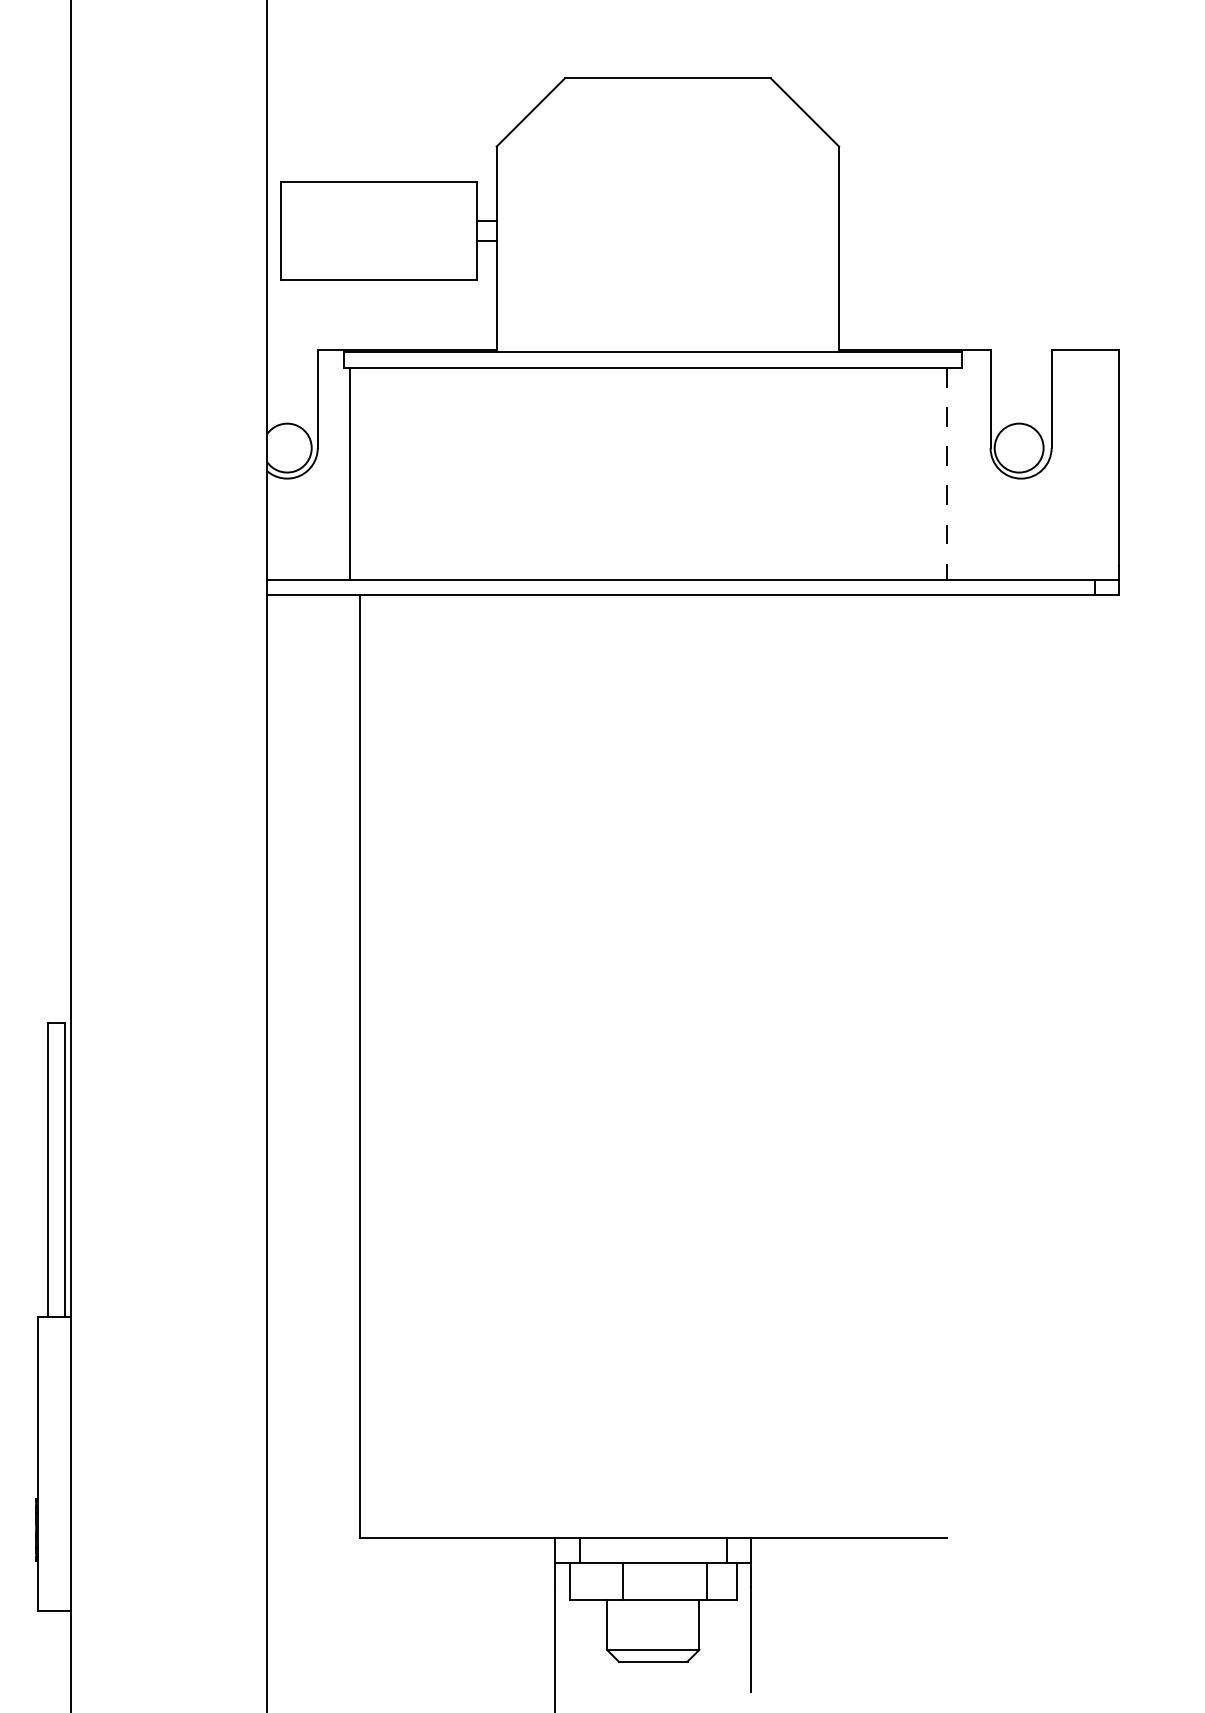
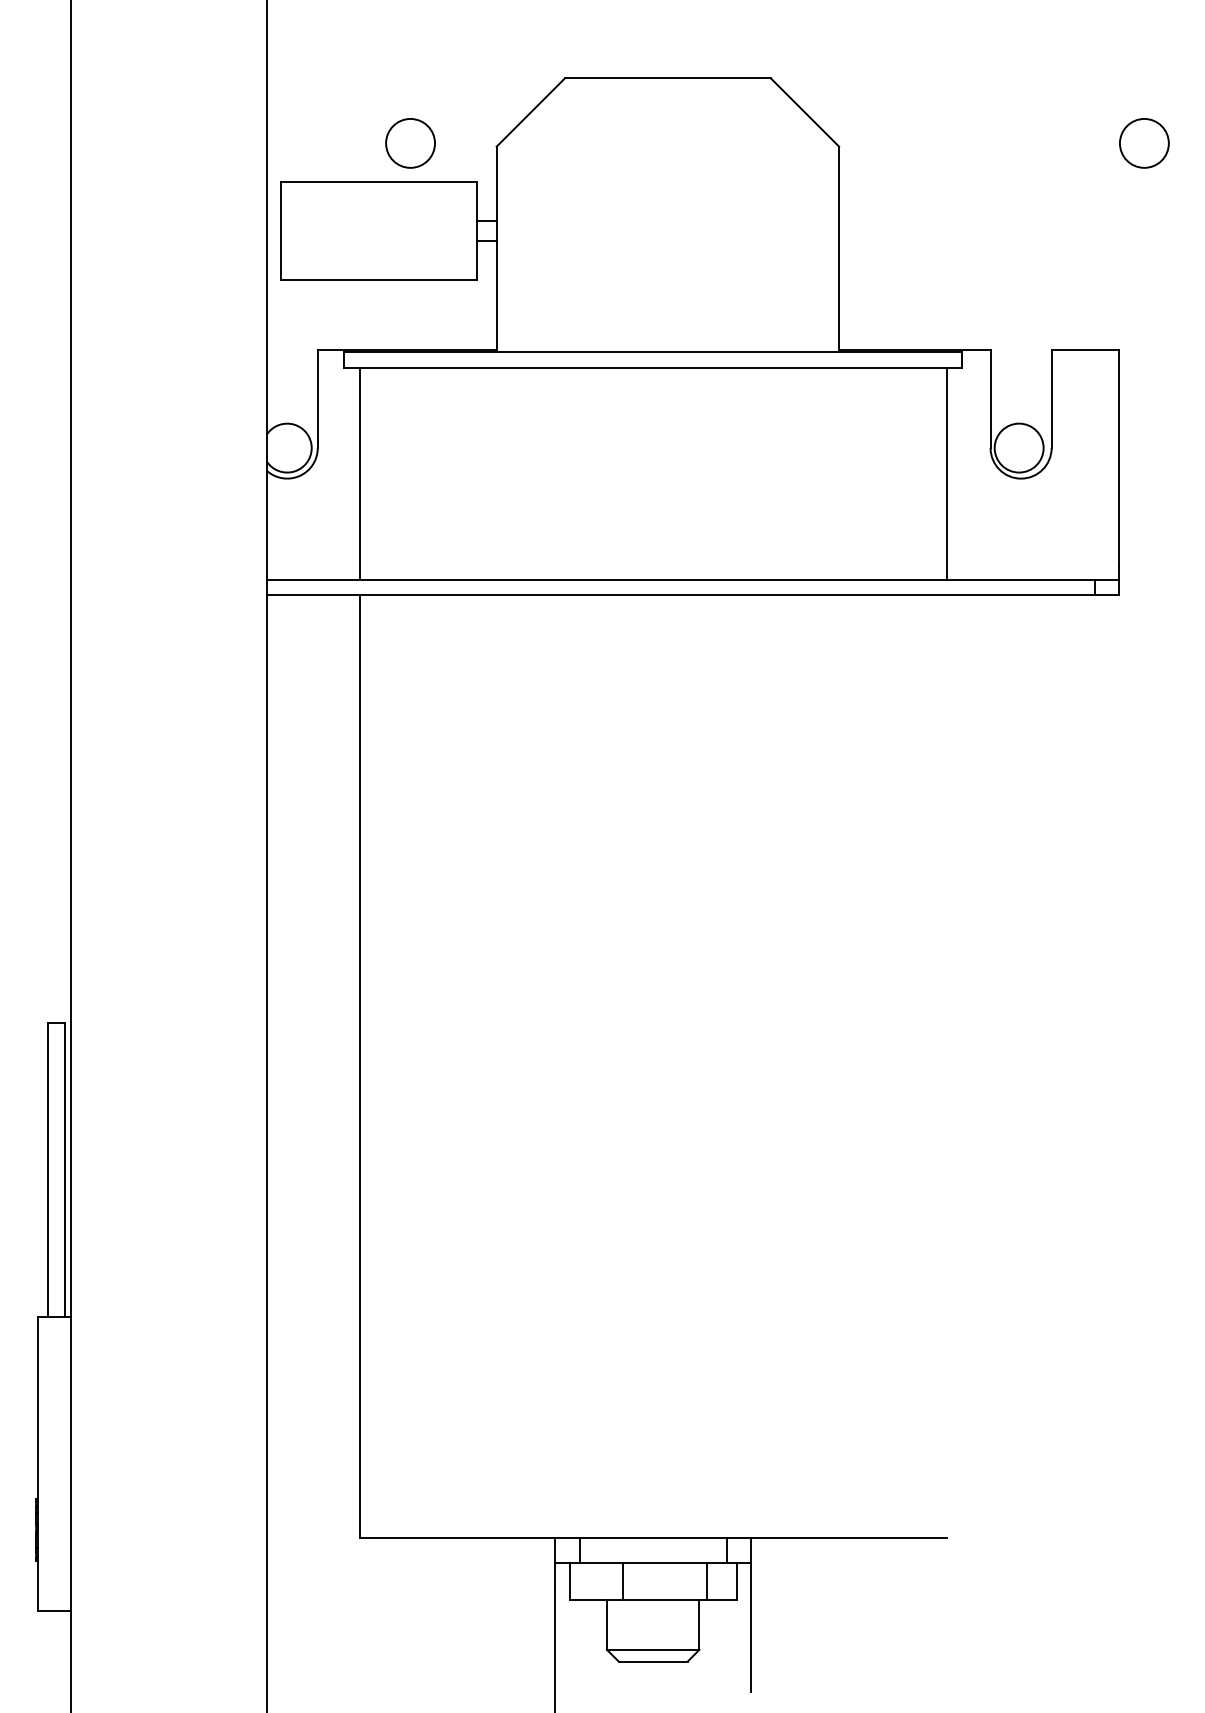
circle: none -> present (410, 143)
circle: none -> present (1144, 143)
line position: (349, 474) -> (359, 474) (359, 474)
line: dashed -> solid (946, 474)
